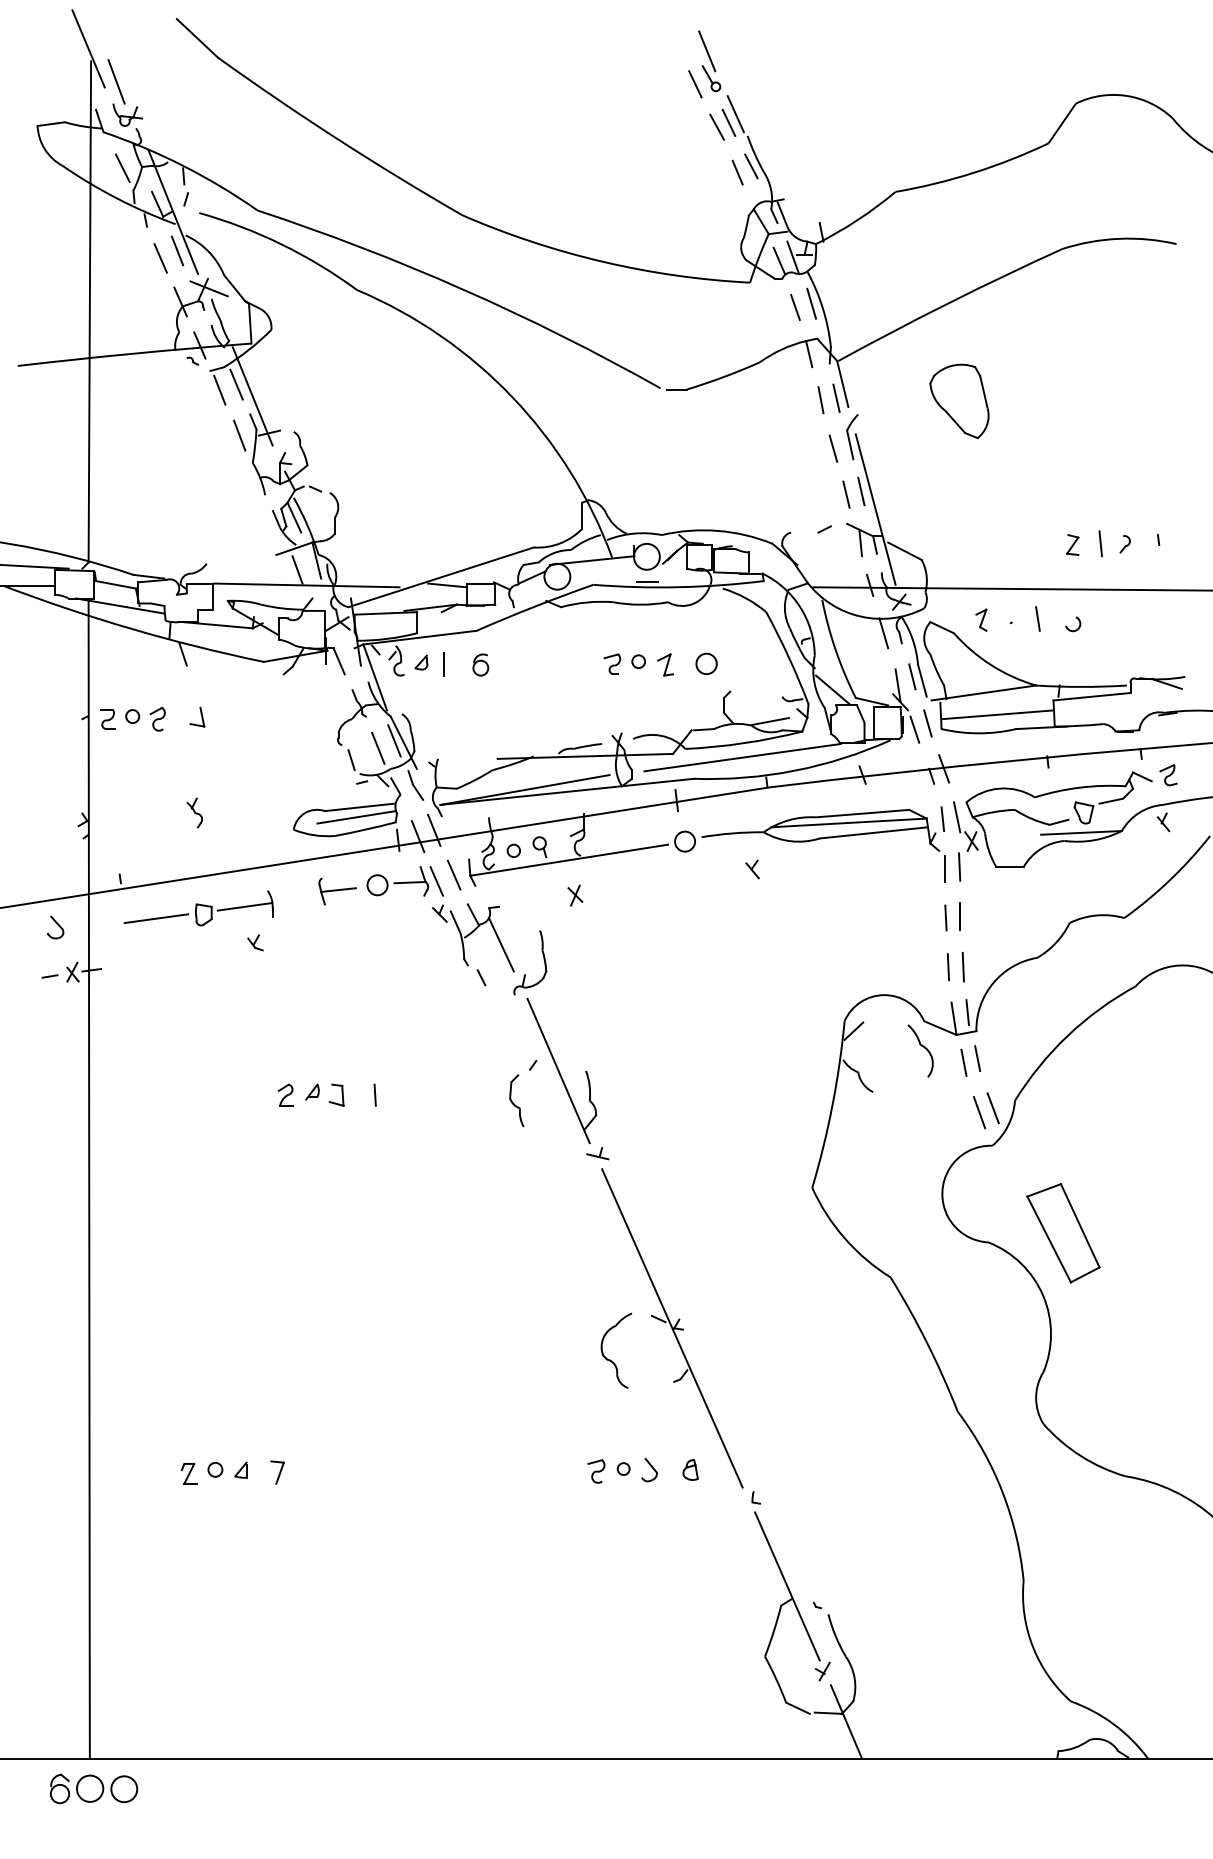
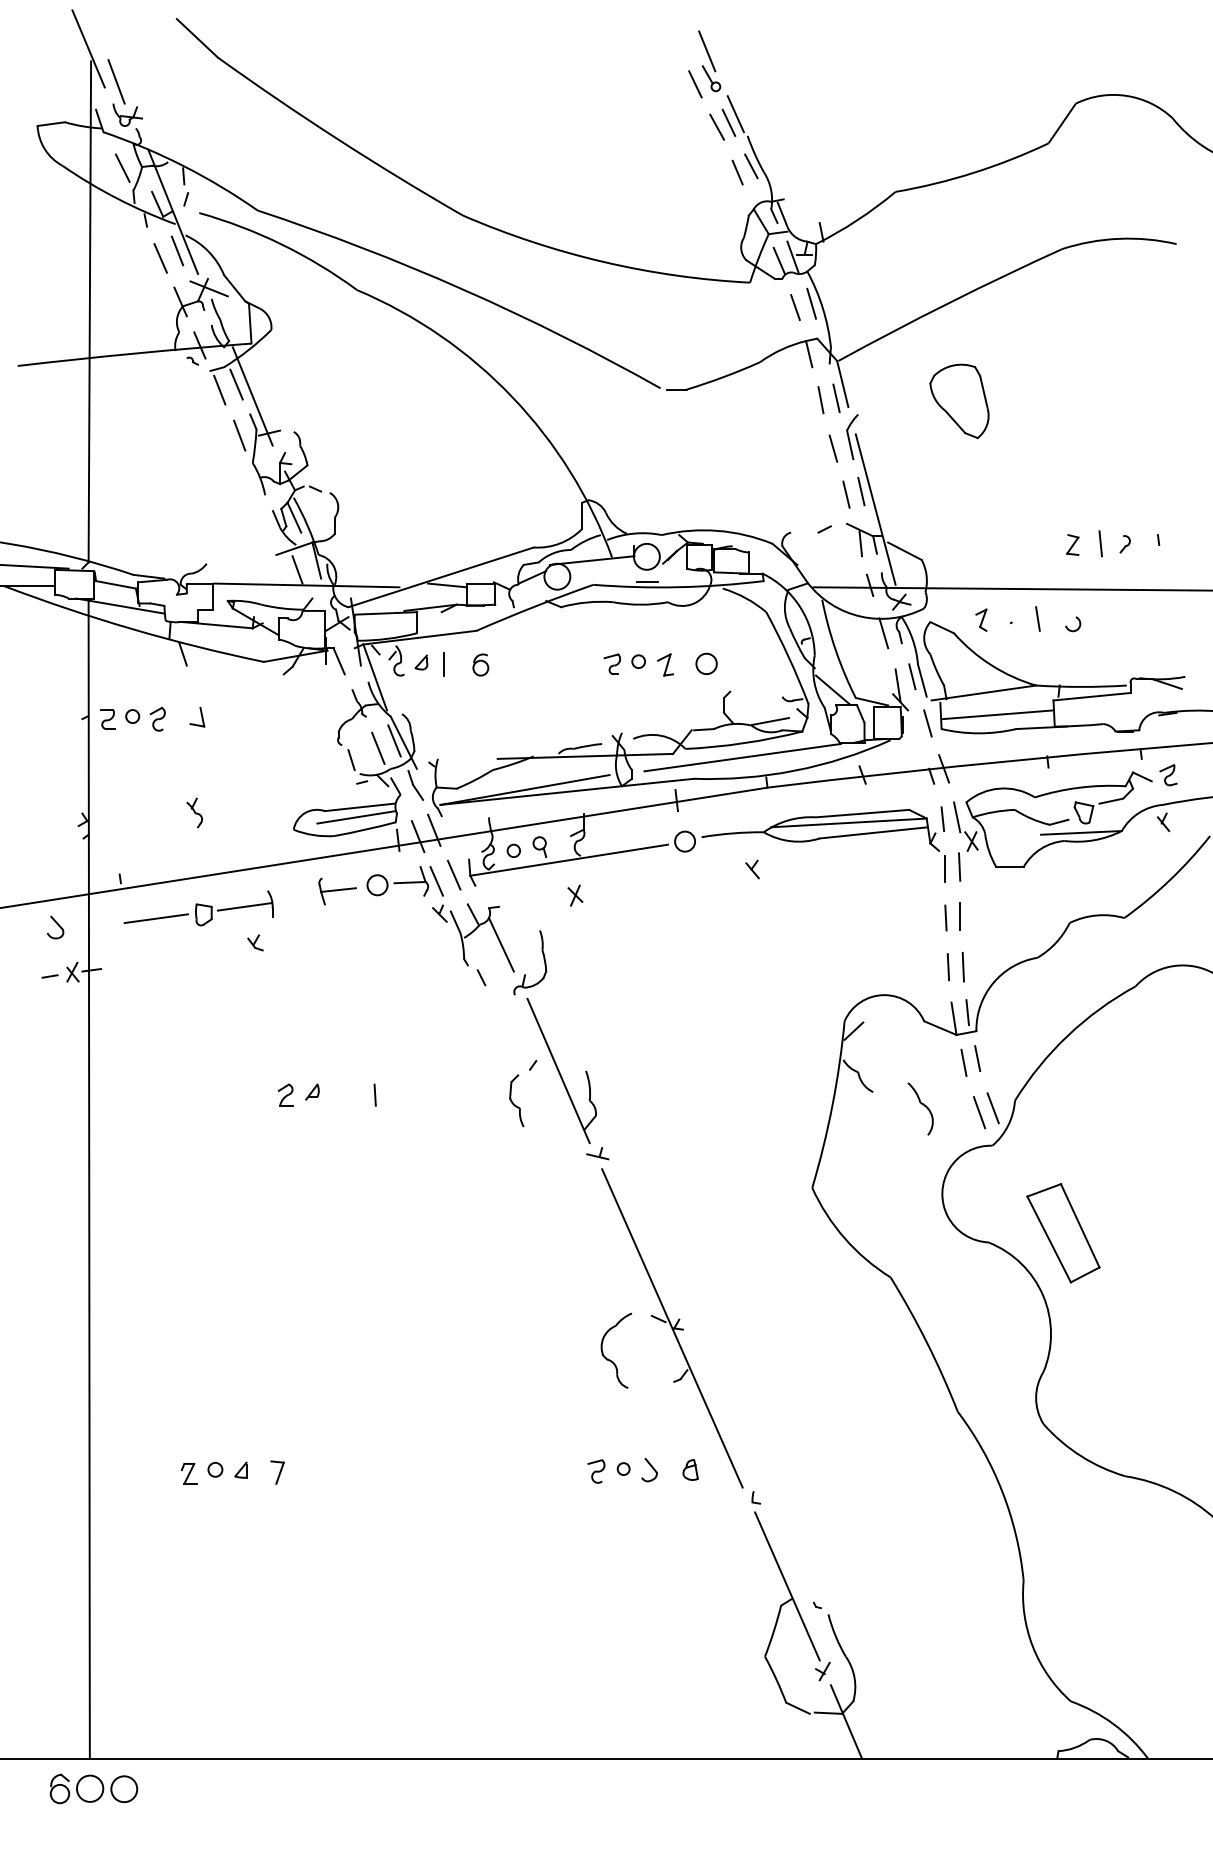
line: present -> none (914, 729)
part position: (920, 1050) -> (920, 1108) (920, 1108)
part: present -> none (336, 1094)
